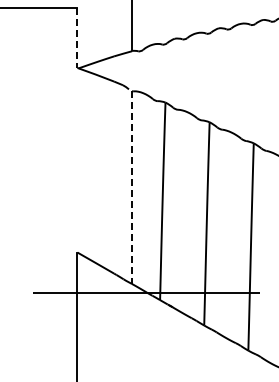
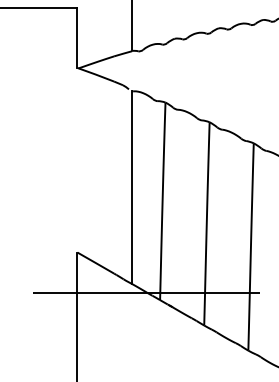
line: dashed -> solid (77, 38)
line: dashed -> solid (132, 188)
